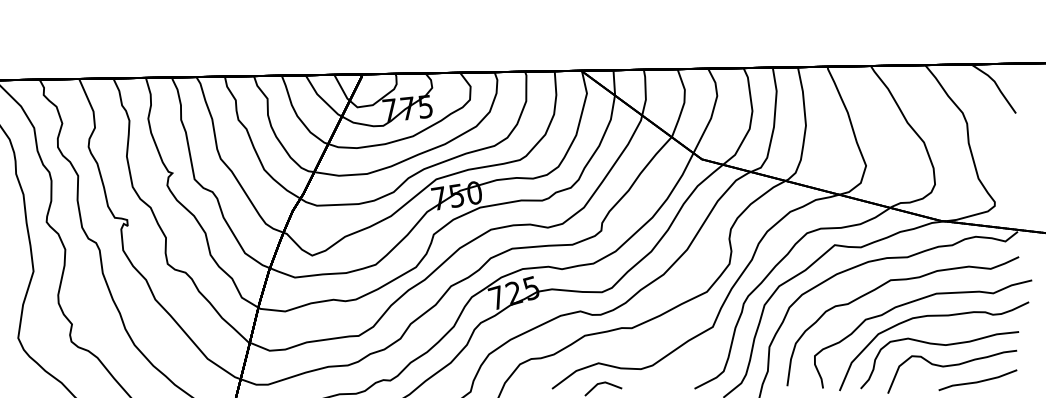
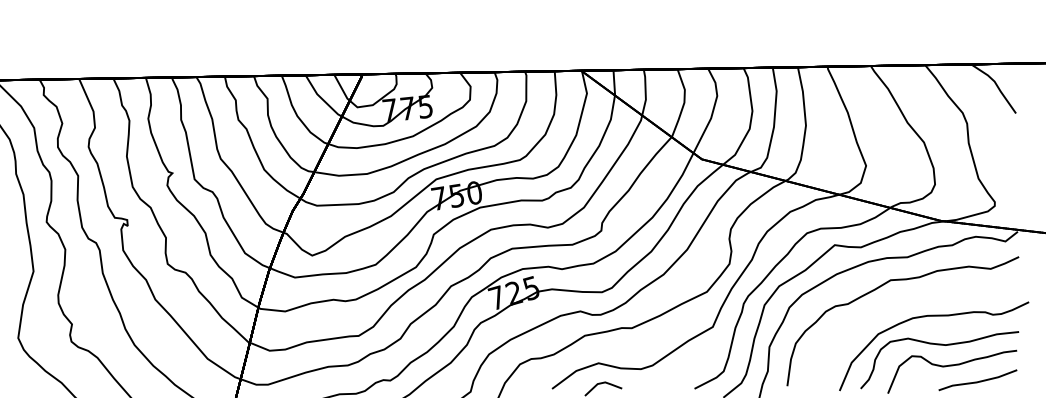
part: present -> none (913, 302)
